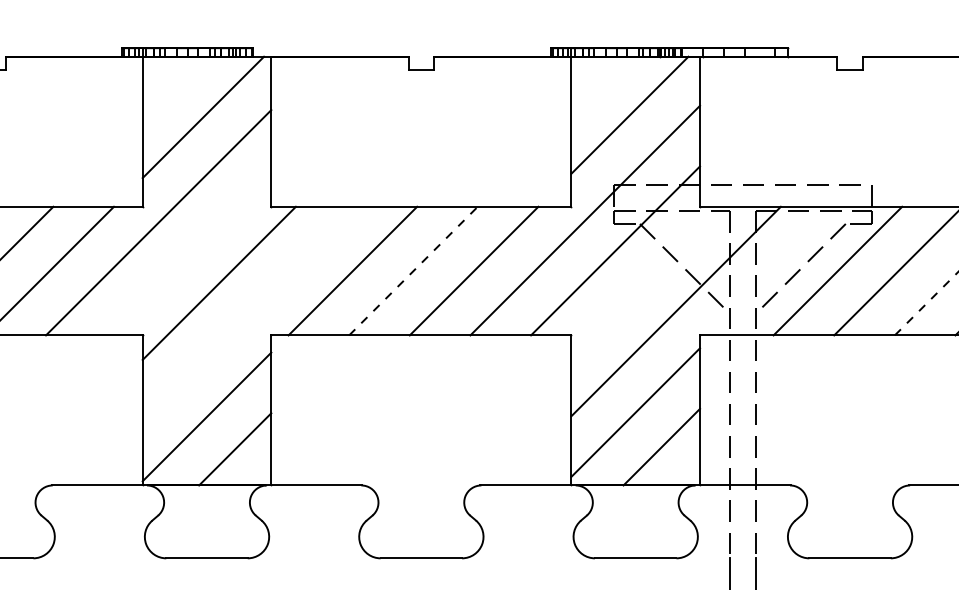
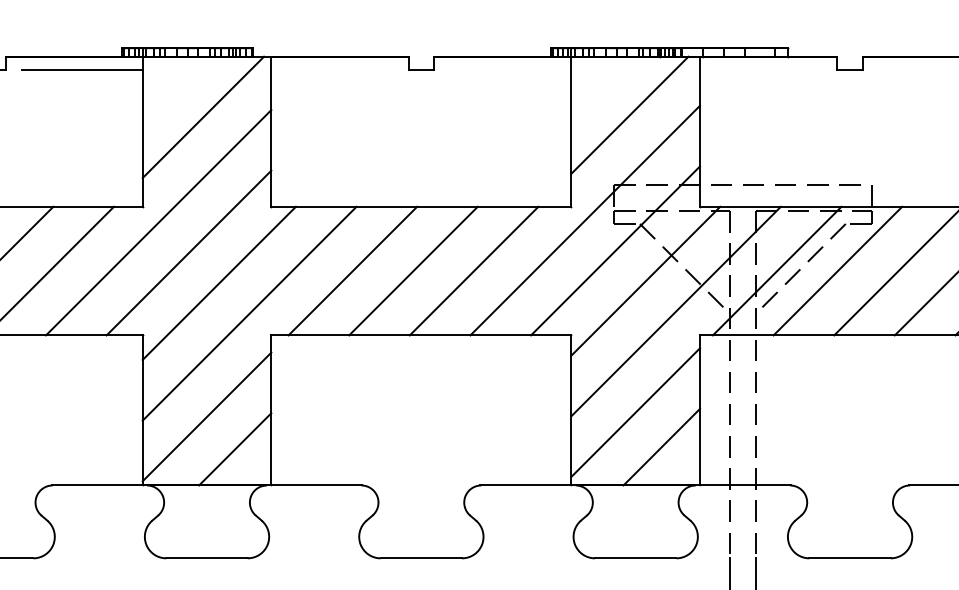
line: none -> present (81, 69)
line: none -> present (188, 252)
line: none -> present (776, 270)
line: dashed -> solid (413, 271)
line: none -> present (645, 280)
line: dashed -> solid (926, 303)
line: none -> present (249, 313)
